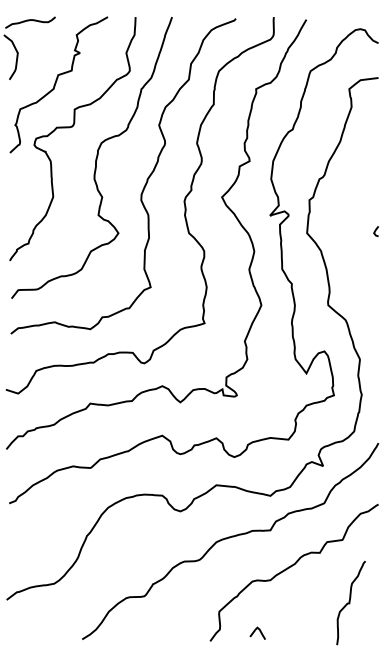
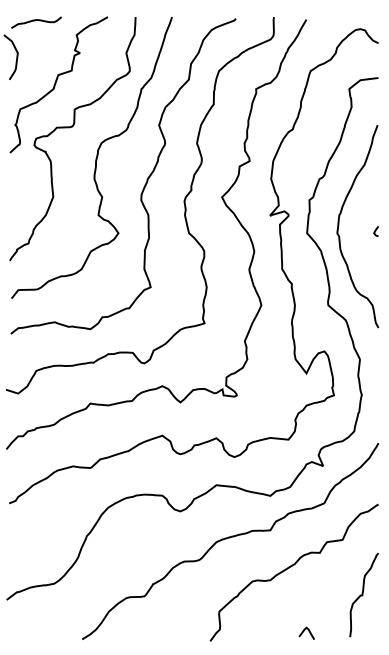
curve position: (29, 21) -> (35, 21) (35, 21)
curve: none -> present (339, 225)
curve position: (350, 602) -> (363, 594) (363, 594)
curve position: (256, 630) -> (305, 630) (305, 630)
